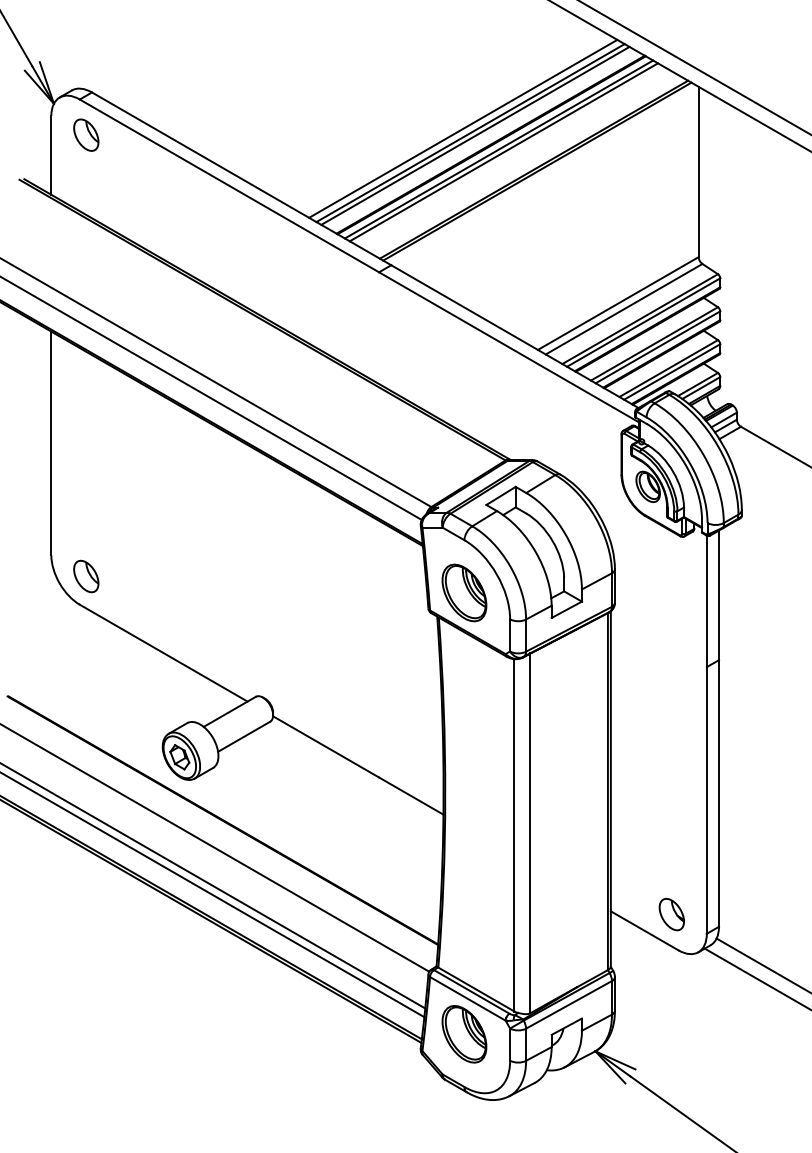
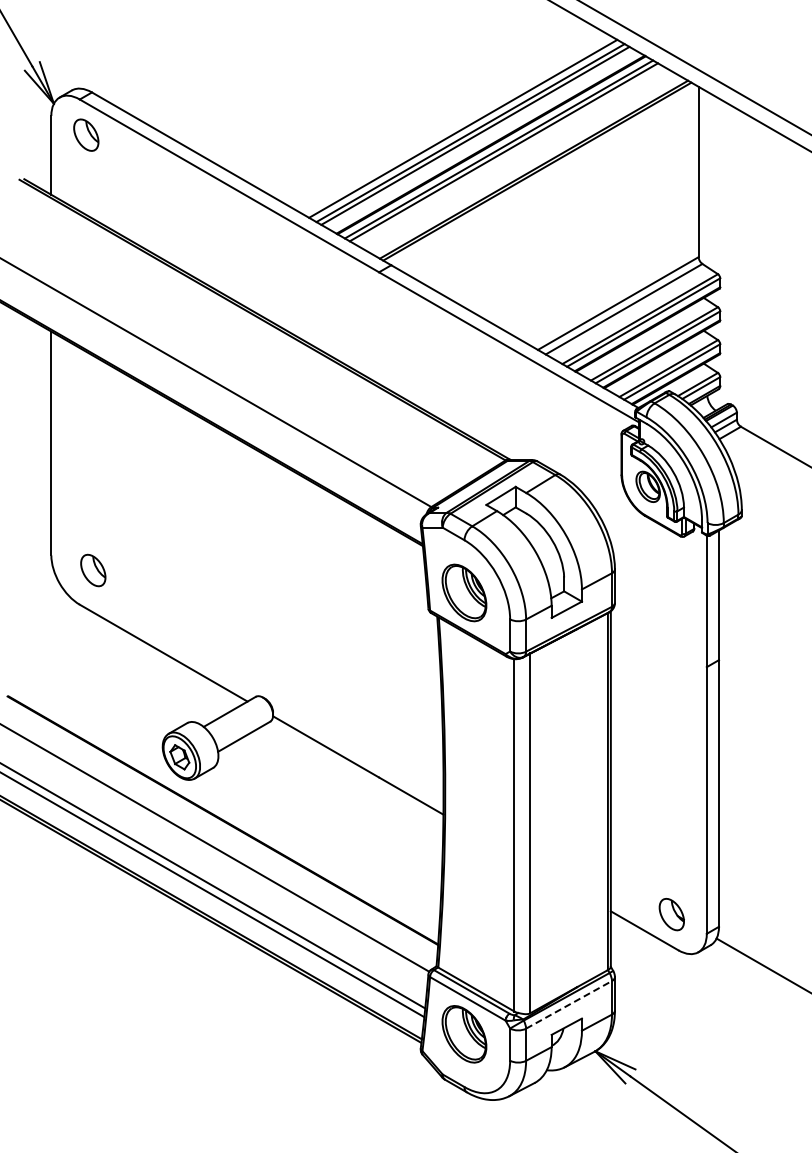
line: present -> none (211, 398)
part position: (86, 576) -> (93, 570) (93, 570)
line: present -> none (756, 978)
line: solid -> dashed (569, 1004)
